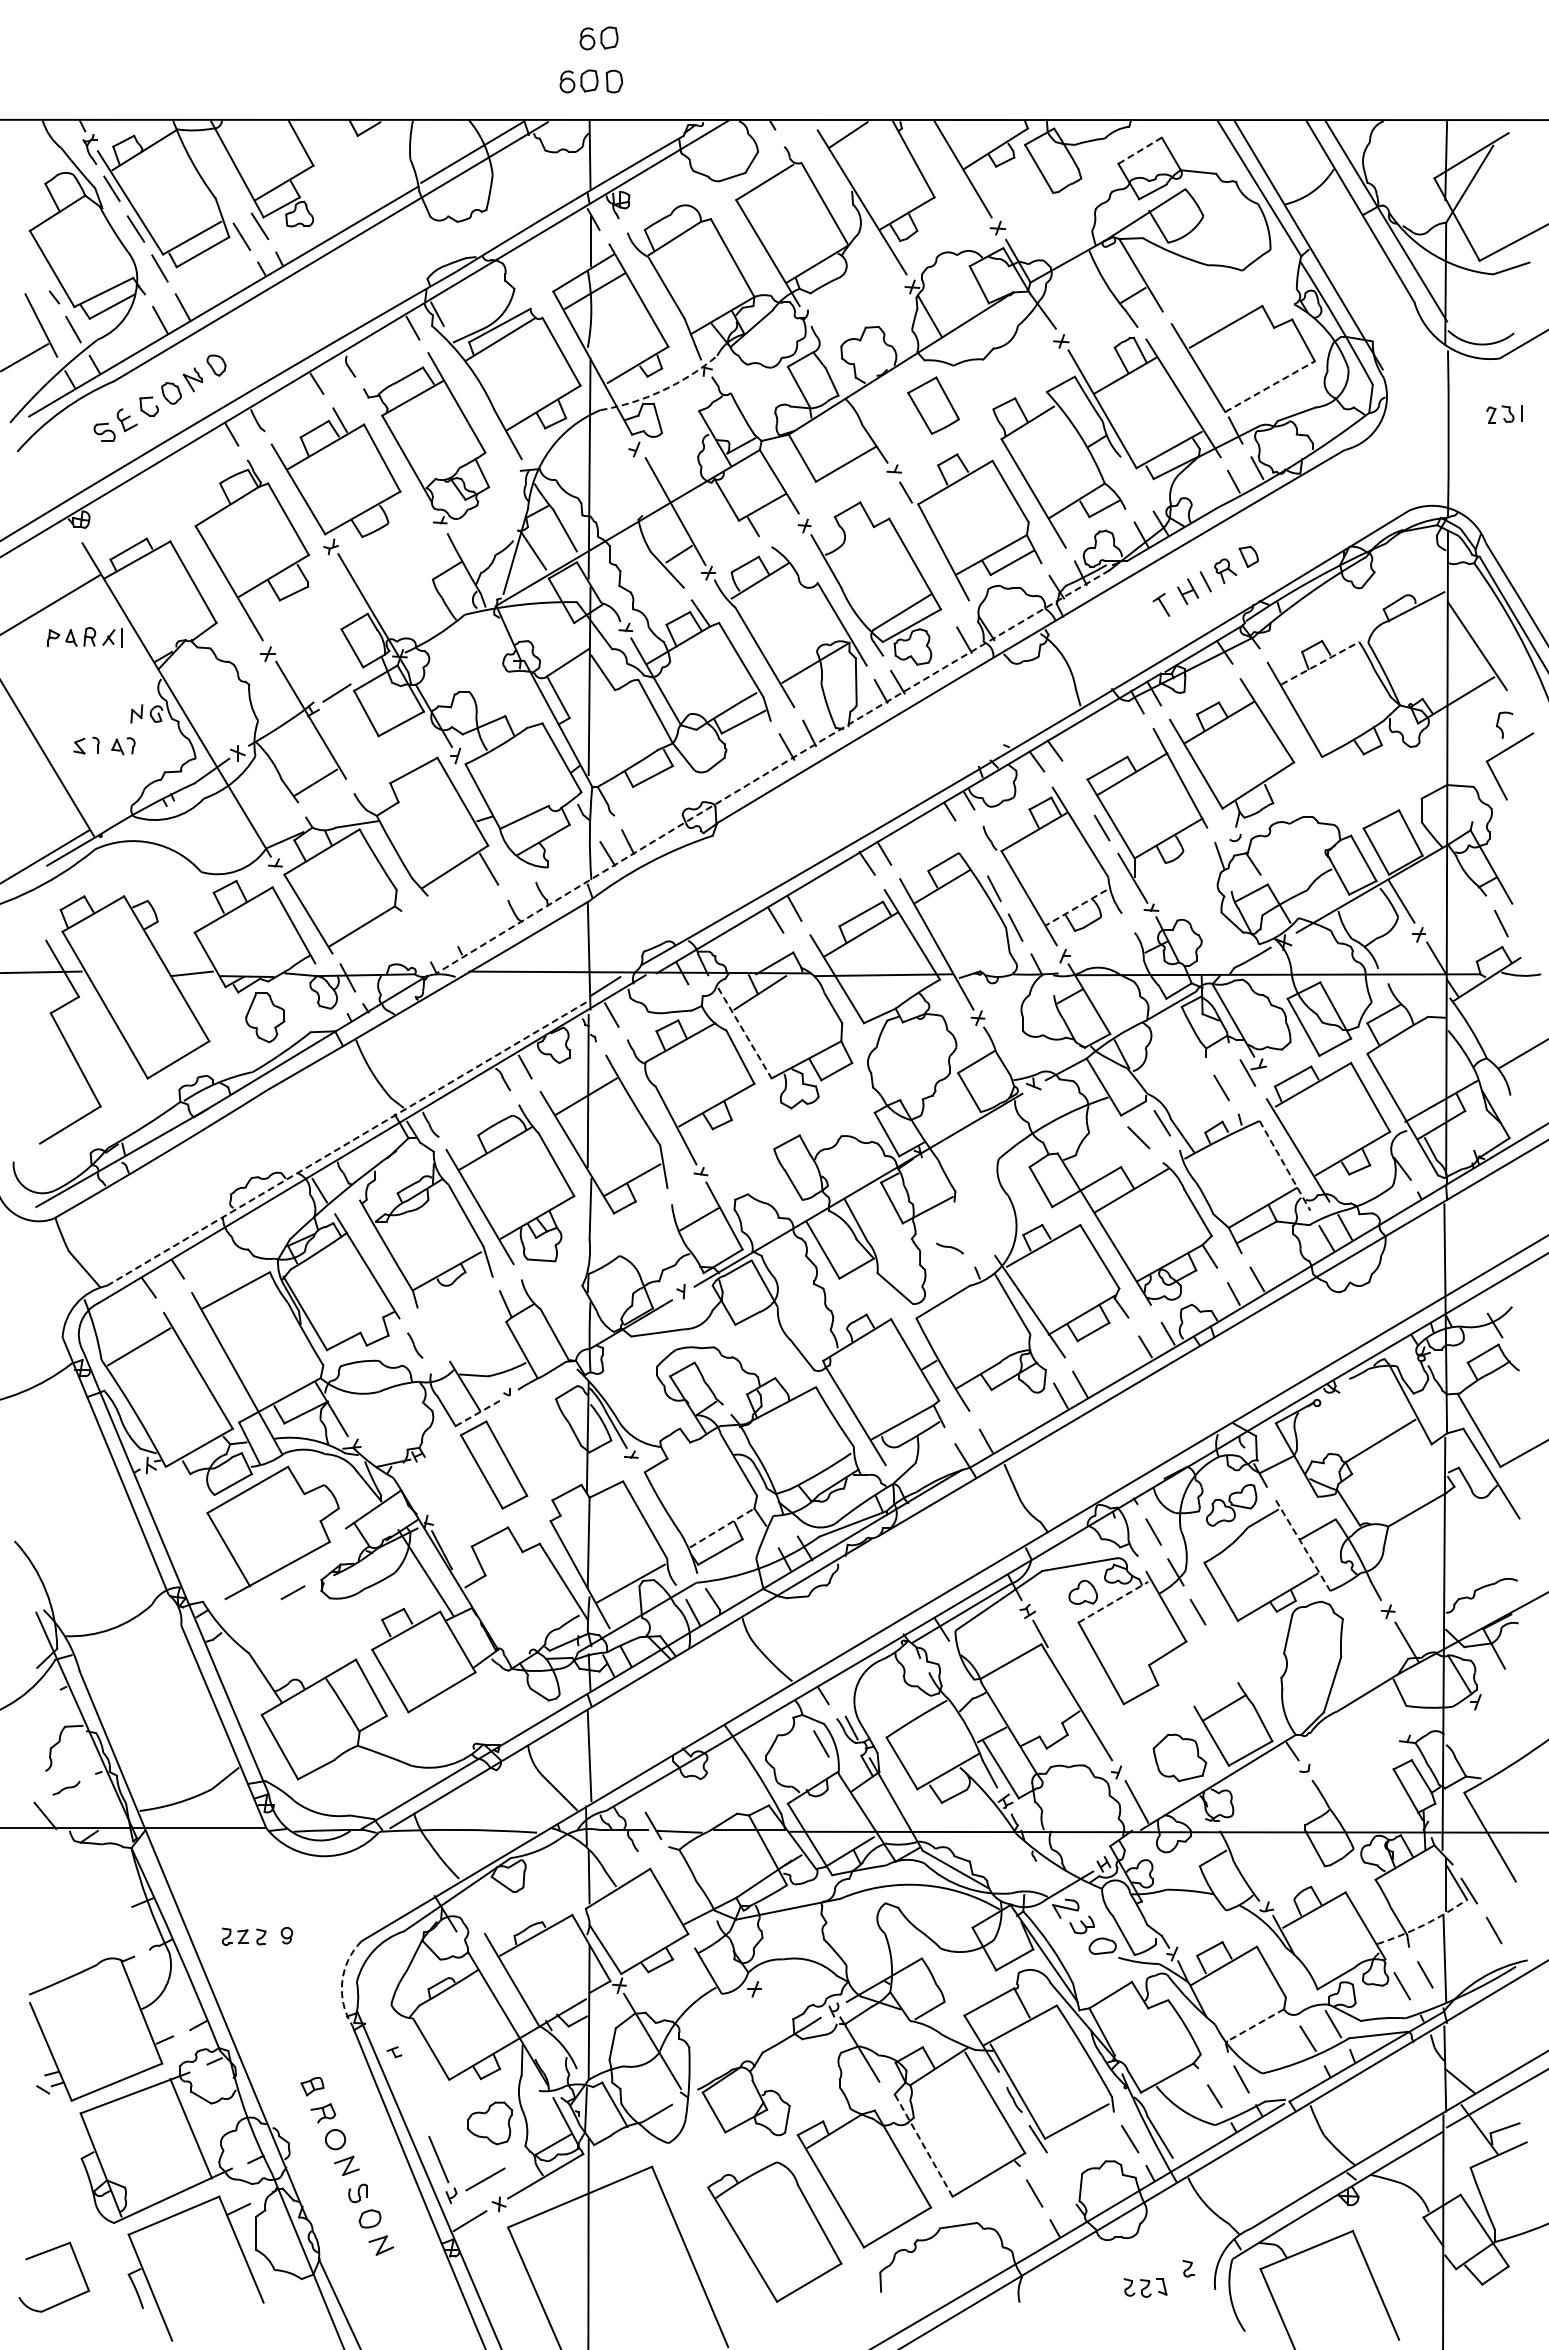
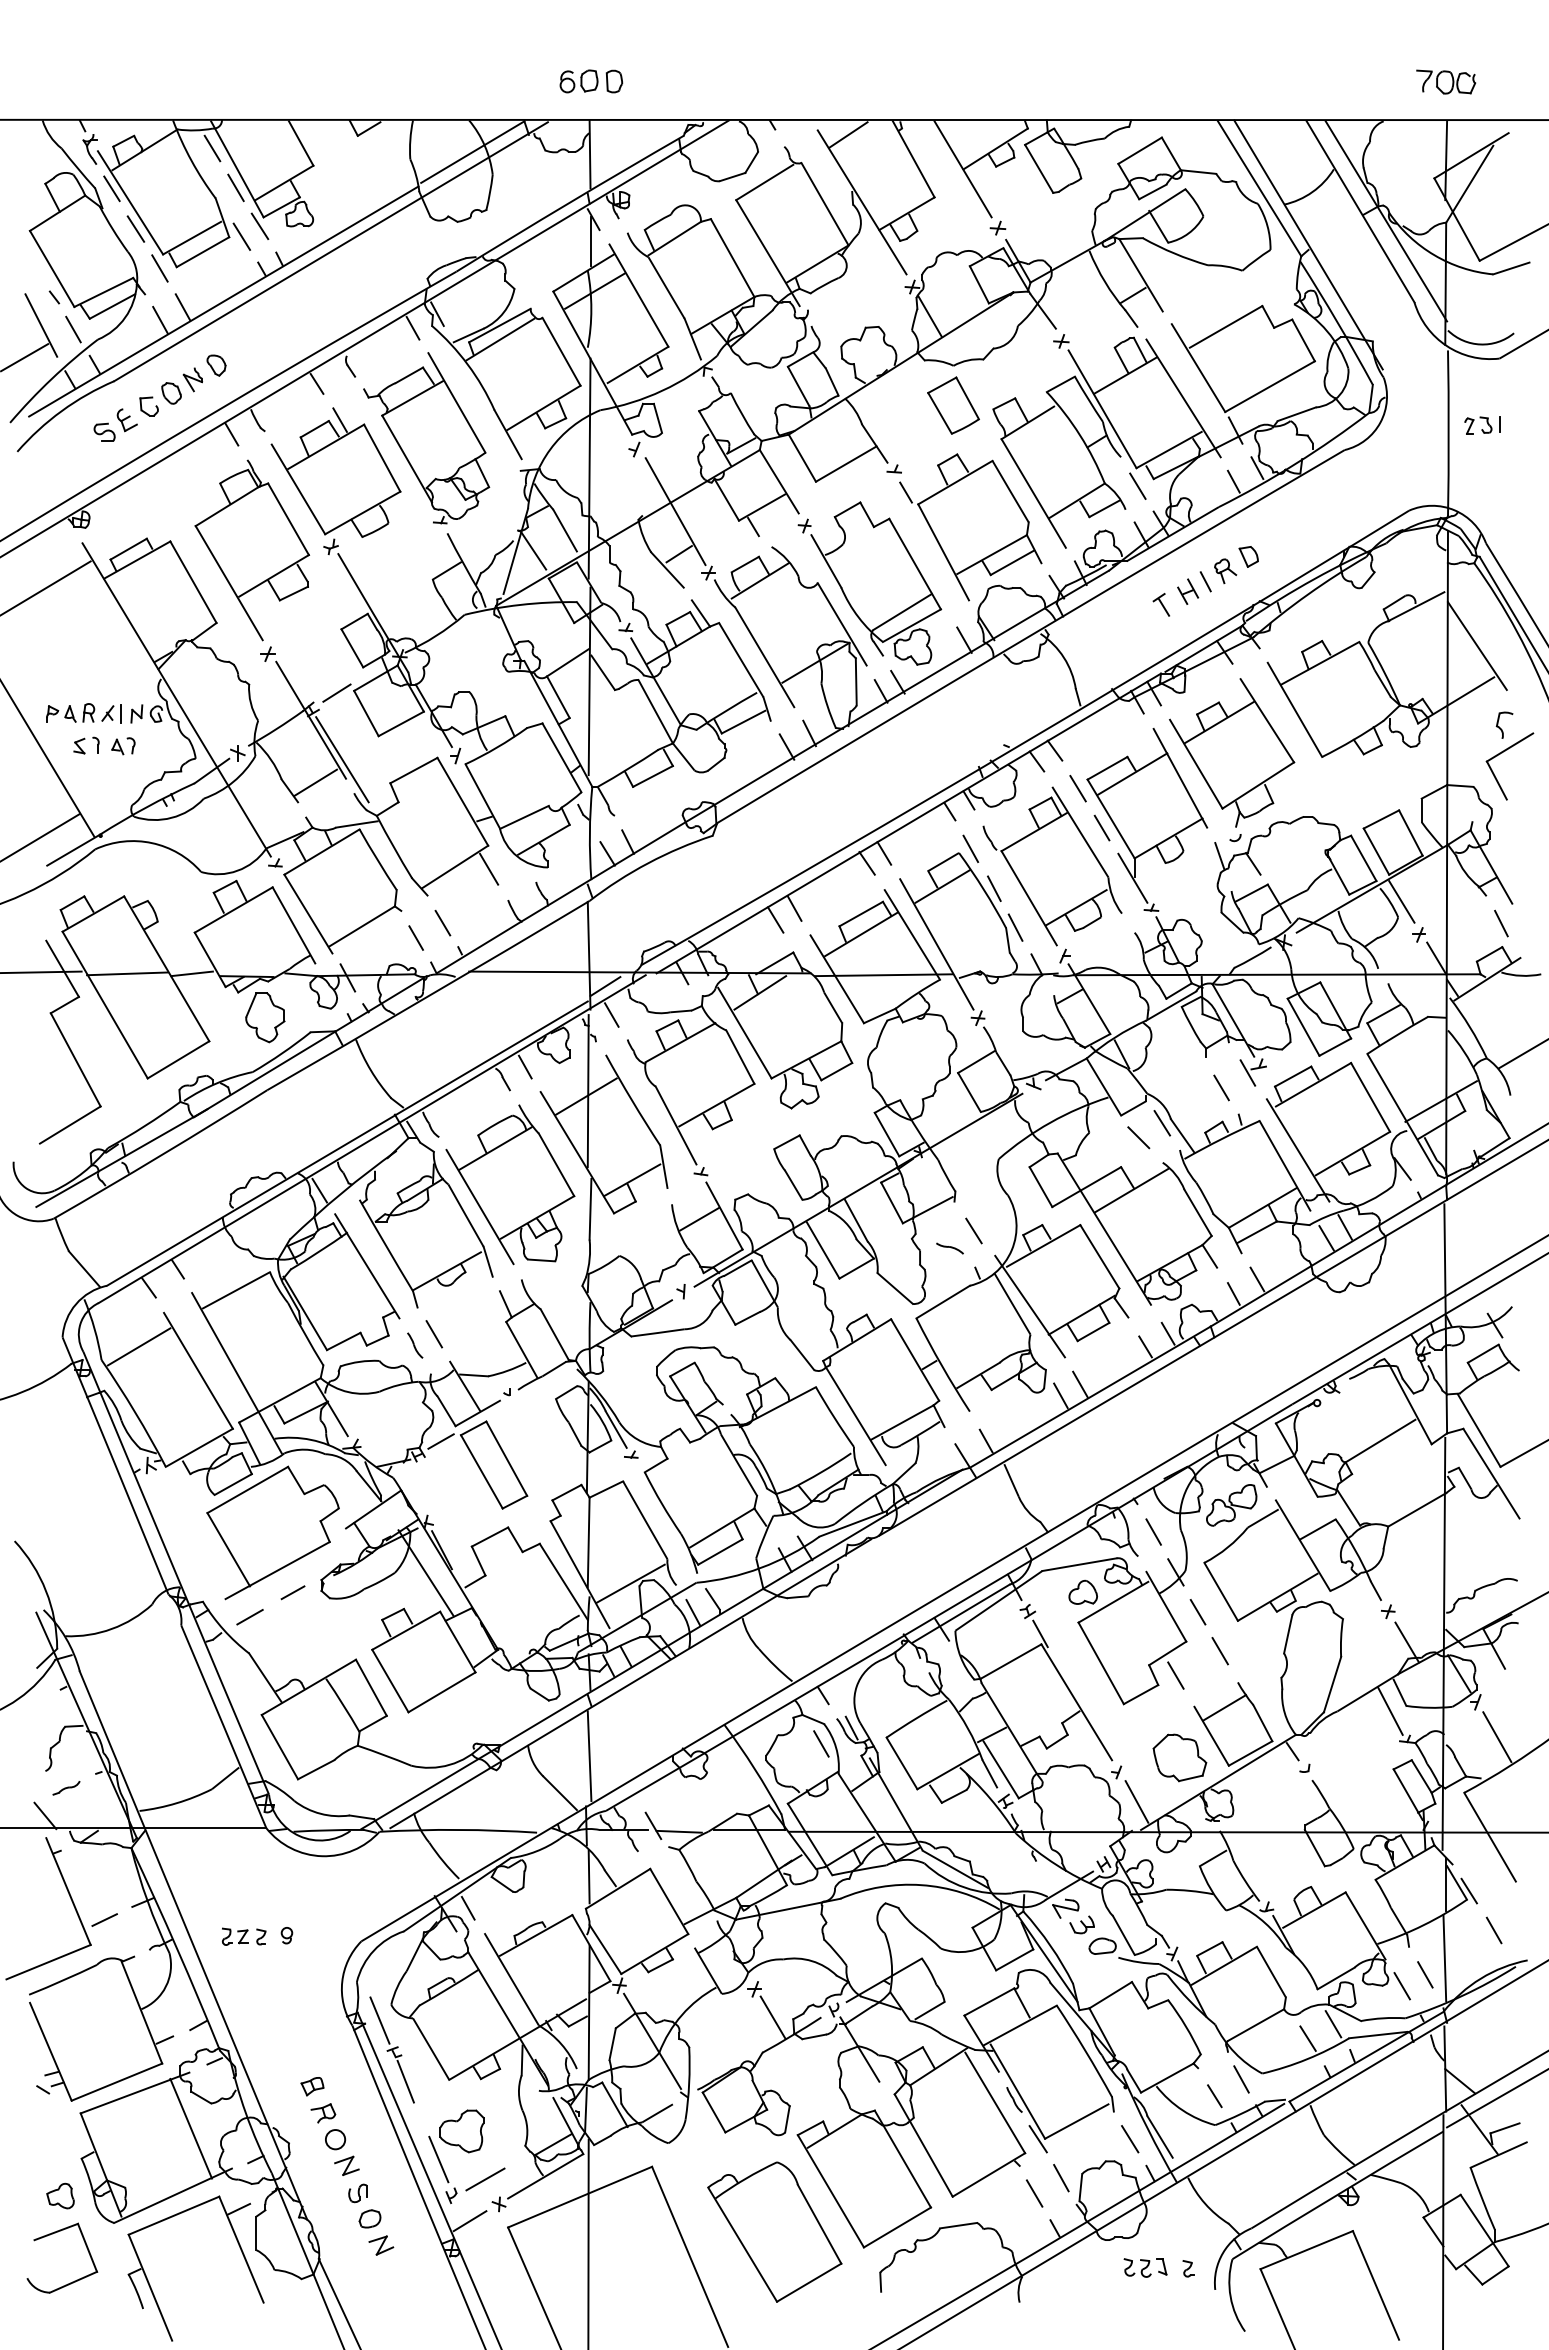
part: present -> none (598, 38)
part: none -> present (1446, 81)
line: none -> present (212, 148)
line: dashed -> solid (1140, 150)
line: none -> present (235, 187)
line: dashed -> solid (1270, 386)
arc: dashed -> solid (662, 390)
part position: (933, 405) -> (953, 405) (953, 405)
part position: (1504, 414) -> (1482, 425) (1482, 425)
line: none -> present (1137, 485)
line position: (50, 604) -> (46, 587) (46, 587)
part position: (84, 637) -> (83, 713) (83, 713)
line: dashed -> solid (1320, 663)
line: none -> present (342, 759)
arc: dashed -> solid (772, 770)
line: none -> present (1077, 788)
line: none -> present (970, 848)
line position: (45, 856) -> (40, 837) (40, 837)
line: dashed -> solid (1075, 908)
line: none -> present (442, 922)
line: none -> present (415, 937)
line: none -> present (127, 973)
line: dashed -> solid (744, 1033)
line: dashed -> solid (347, 1143)
line: dashed -> solid (1285, 1166)
line: none -> present (973, 1230)
line: none -> present (434, 1334)
line: dashed -> solid (477, 1413)
line: none -> present (440, 1441)
line: dashed -> solid (722, 1528)
line: dashed -> solid (1303, 1545)
line: dashed -> solid (1113, 1602)
line: none -> present (249, 1616)
line: none -> present (1219, 1651)
line: none -> present (1175, 1675)
line: none -> present (1390, 1710)
line: none -> present (1497, 1737)
part: none -> present (72, 1904)
line: none -> present (467, 1907)
arc: dashed -> solid (1423, 1925)
arc: dashed -> solid (342, 1981)
line: none -> present (772, 2017)
line: none -> present (379, 2020)
line: dashed -> solid (1255, 2025)
line: none -> present (405, 2081)
part position: (489, 2123) -> (461, 2131) (461, 2131)
line: dashed -> solid (923, 2145)
line: none -> present (1061, 2178)
part: none -> present (60, 2195)
part position: (47, 2252) -> (55, 2233) (55, 2233)
part position: (1145, 2287) -> (1145, 2267) (1145, 2267)
